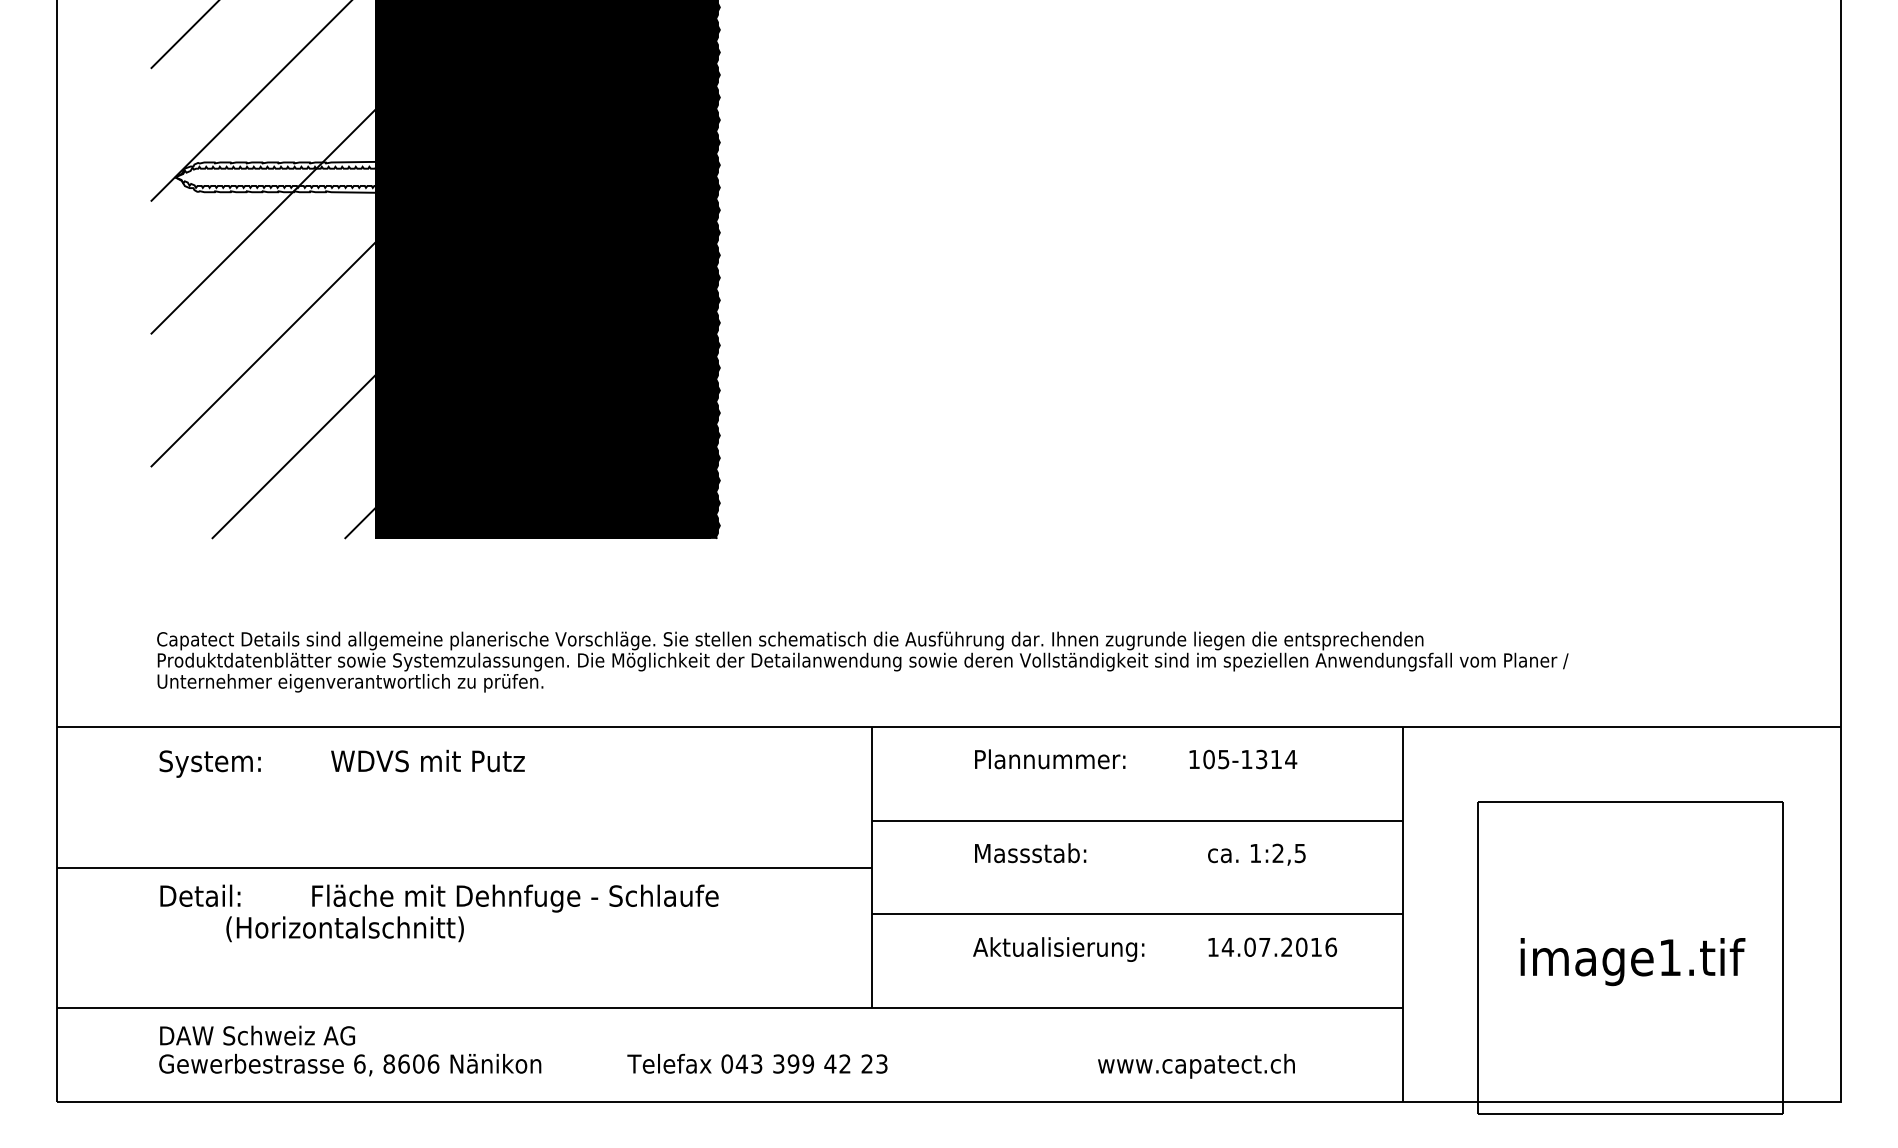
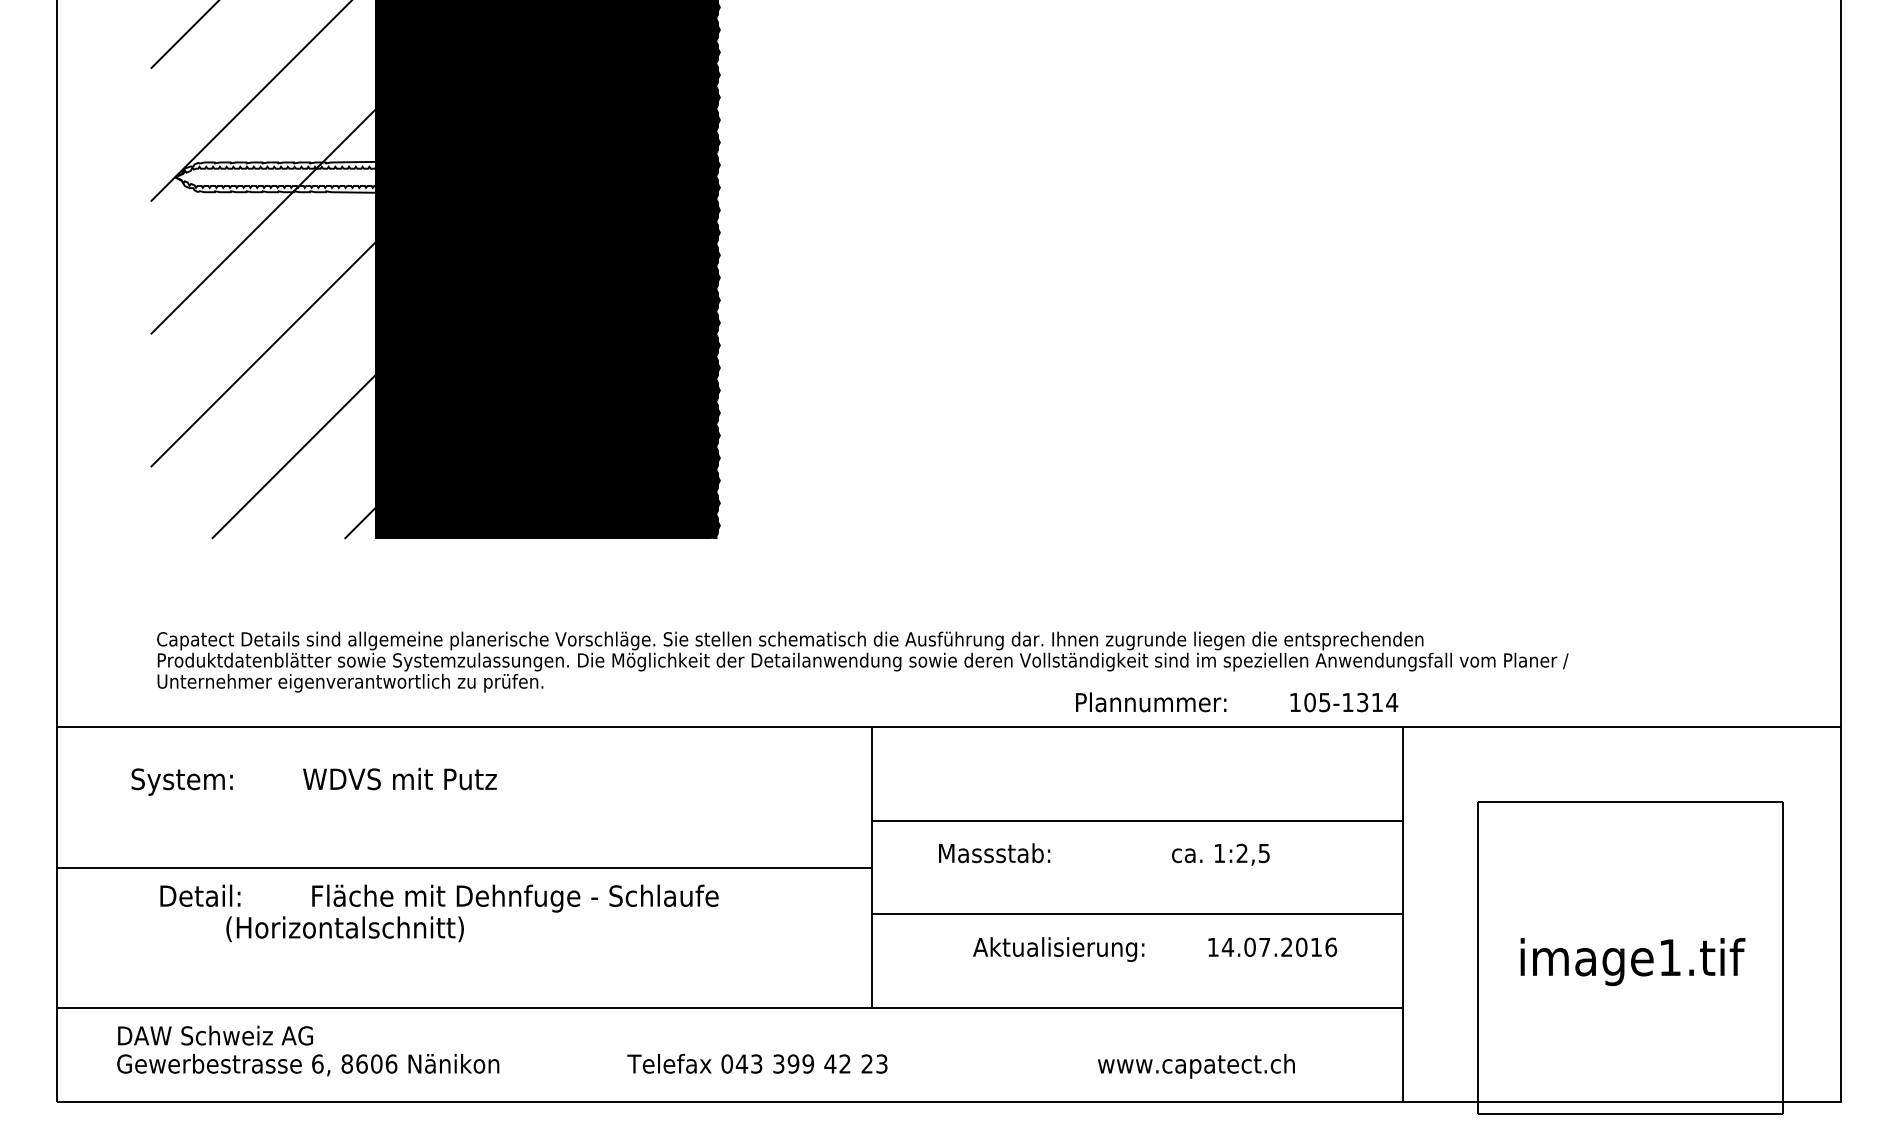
text position: (1136, 759) -> (1237, 702) (1237, 702)
text position: (341, 763) -> (313, 781) (313, 781)
text position: (1140, 854) -> (1104, 854) (1104, 854)
text position: (350, 1050) -> (308, 1050) (308, 1050)
